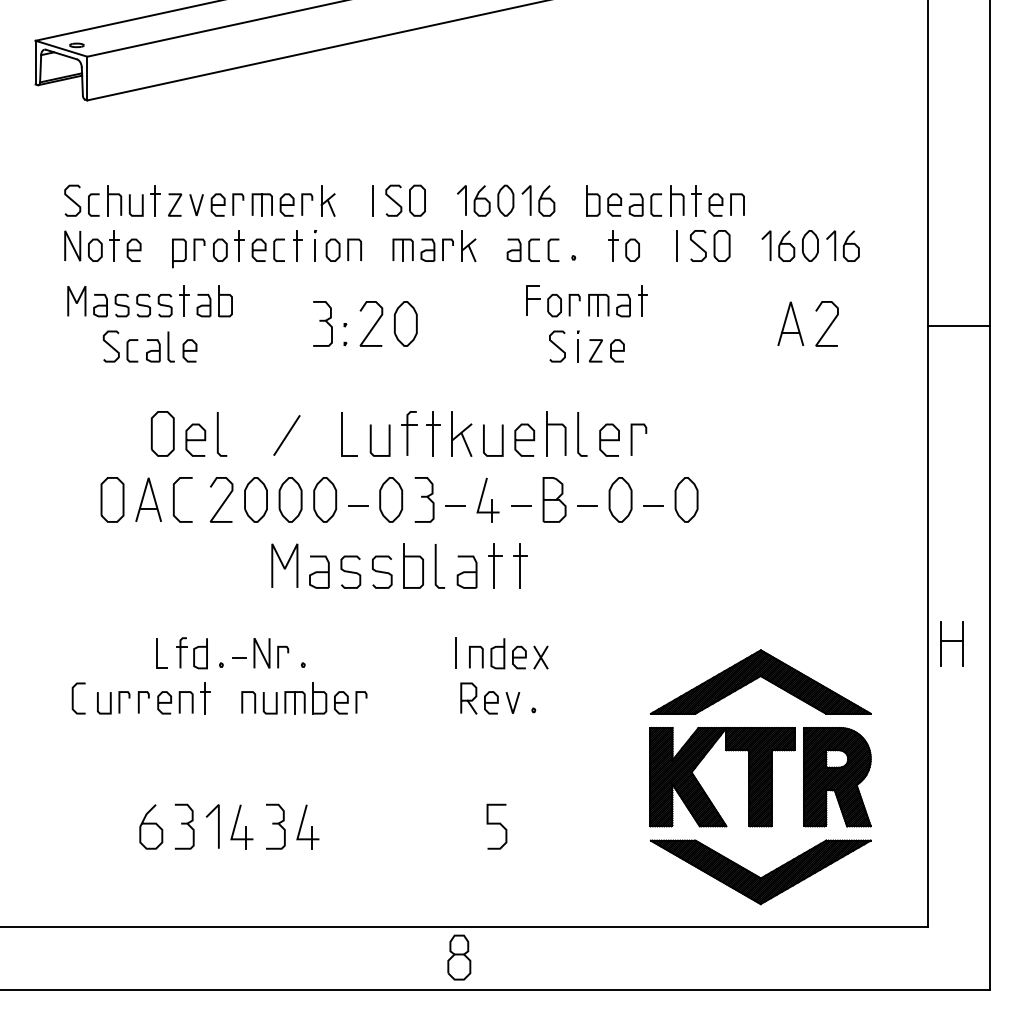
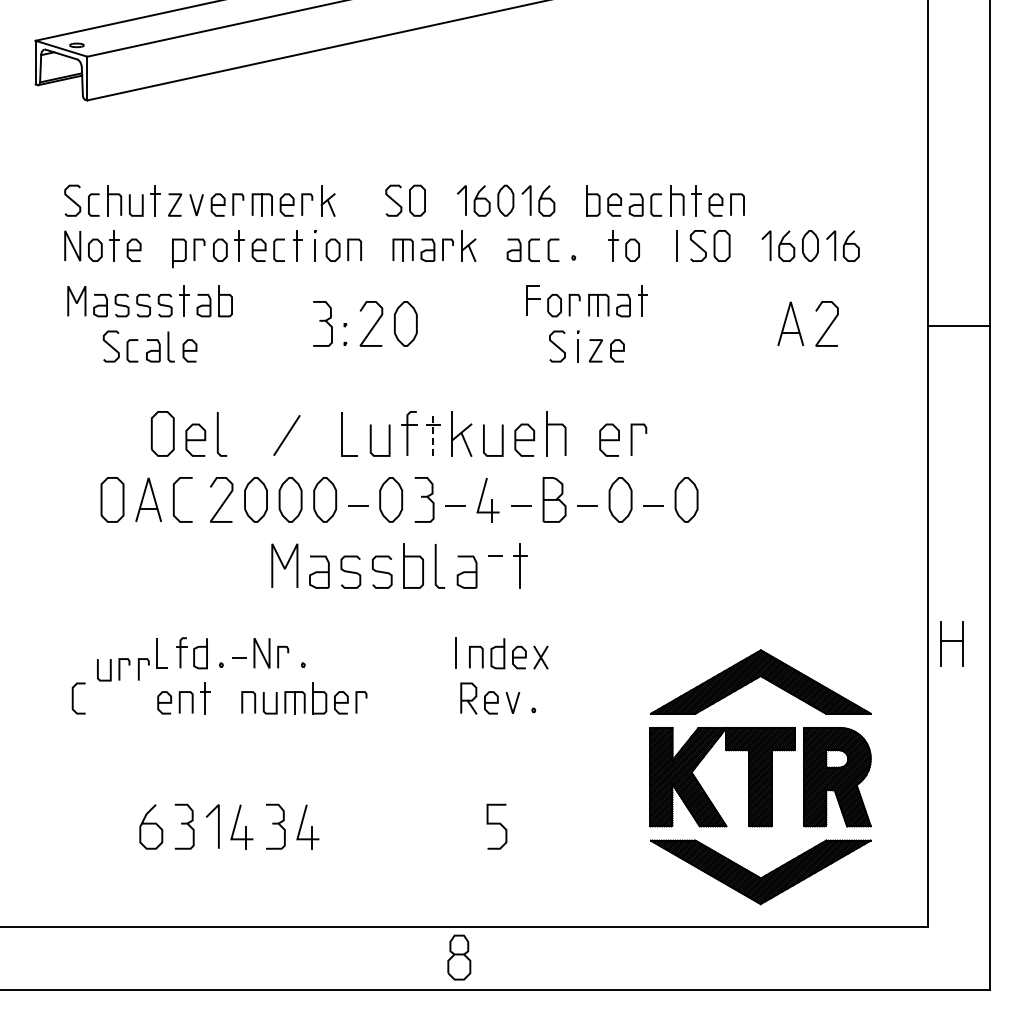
line: present -> none (372, 200)
line: solid -> dashed (432, 433)
line: present -> none (579, 434)
line: present -> none (494, 565)
part position: (123, 702) -> (123, 669) (123, 669)
